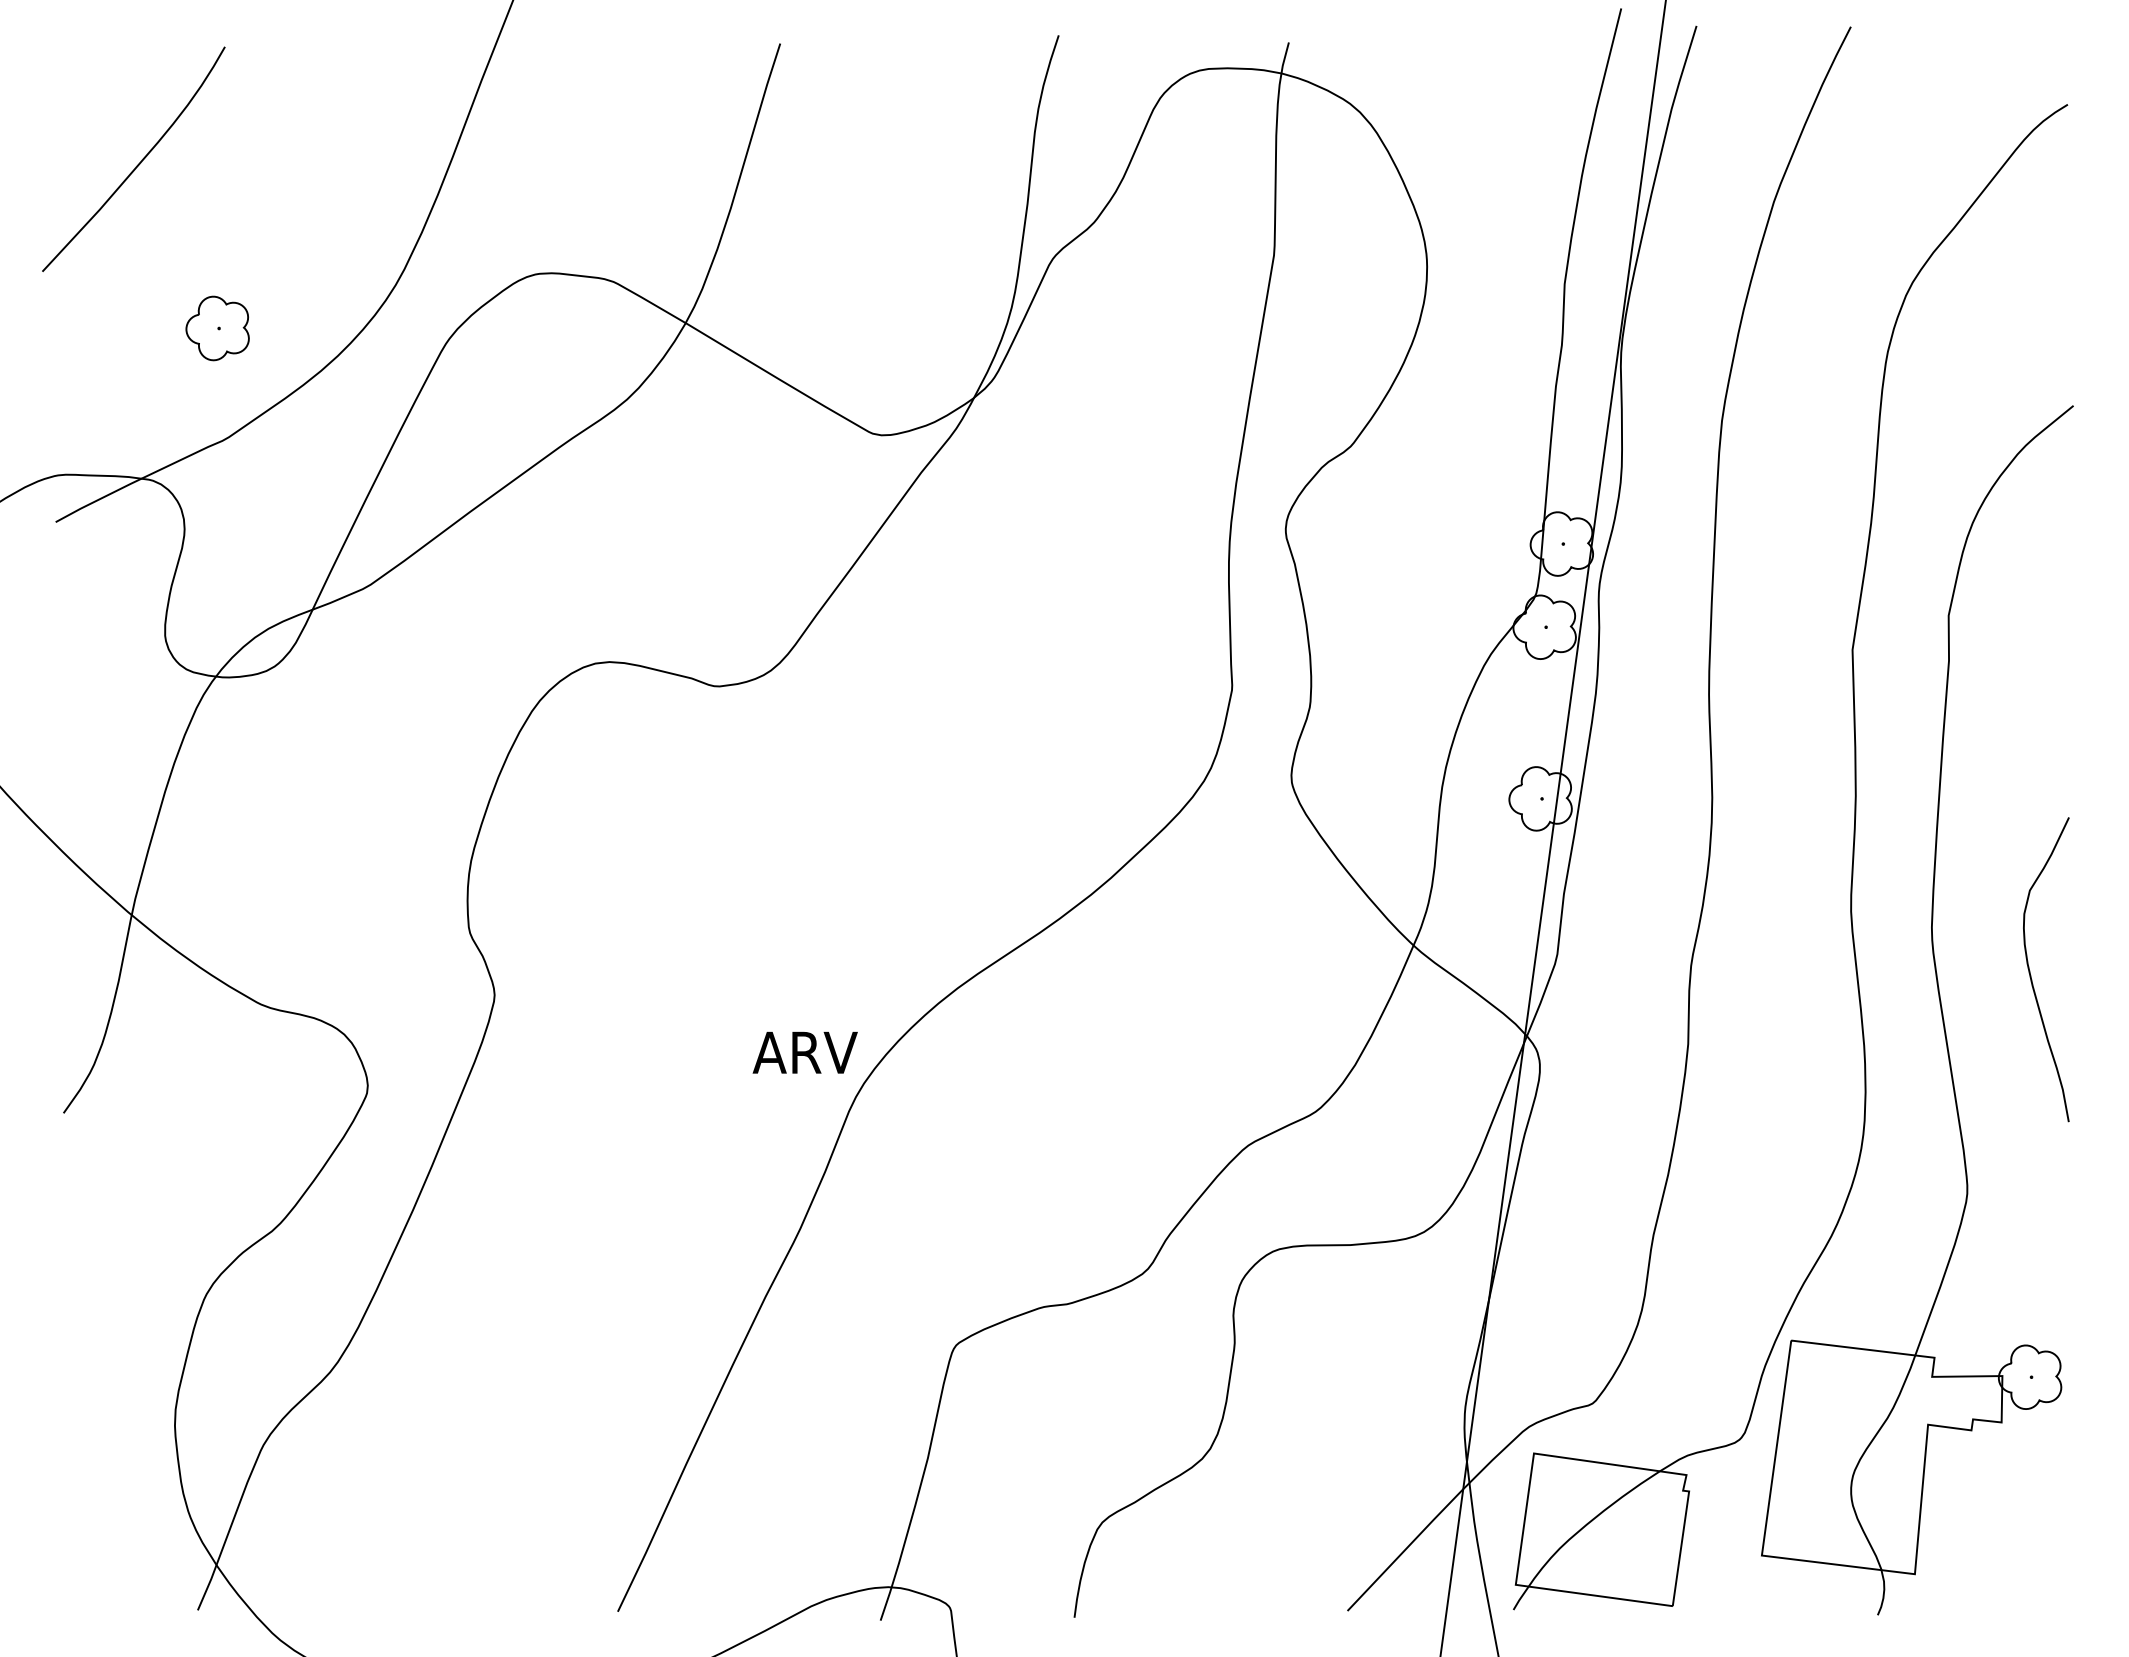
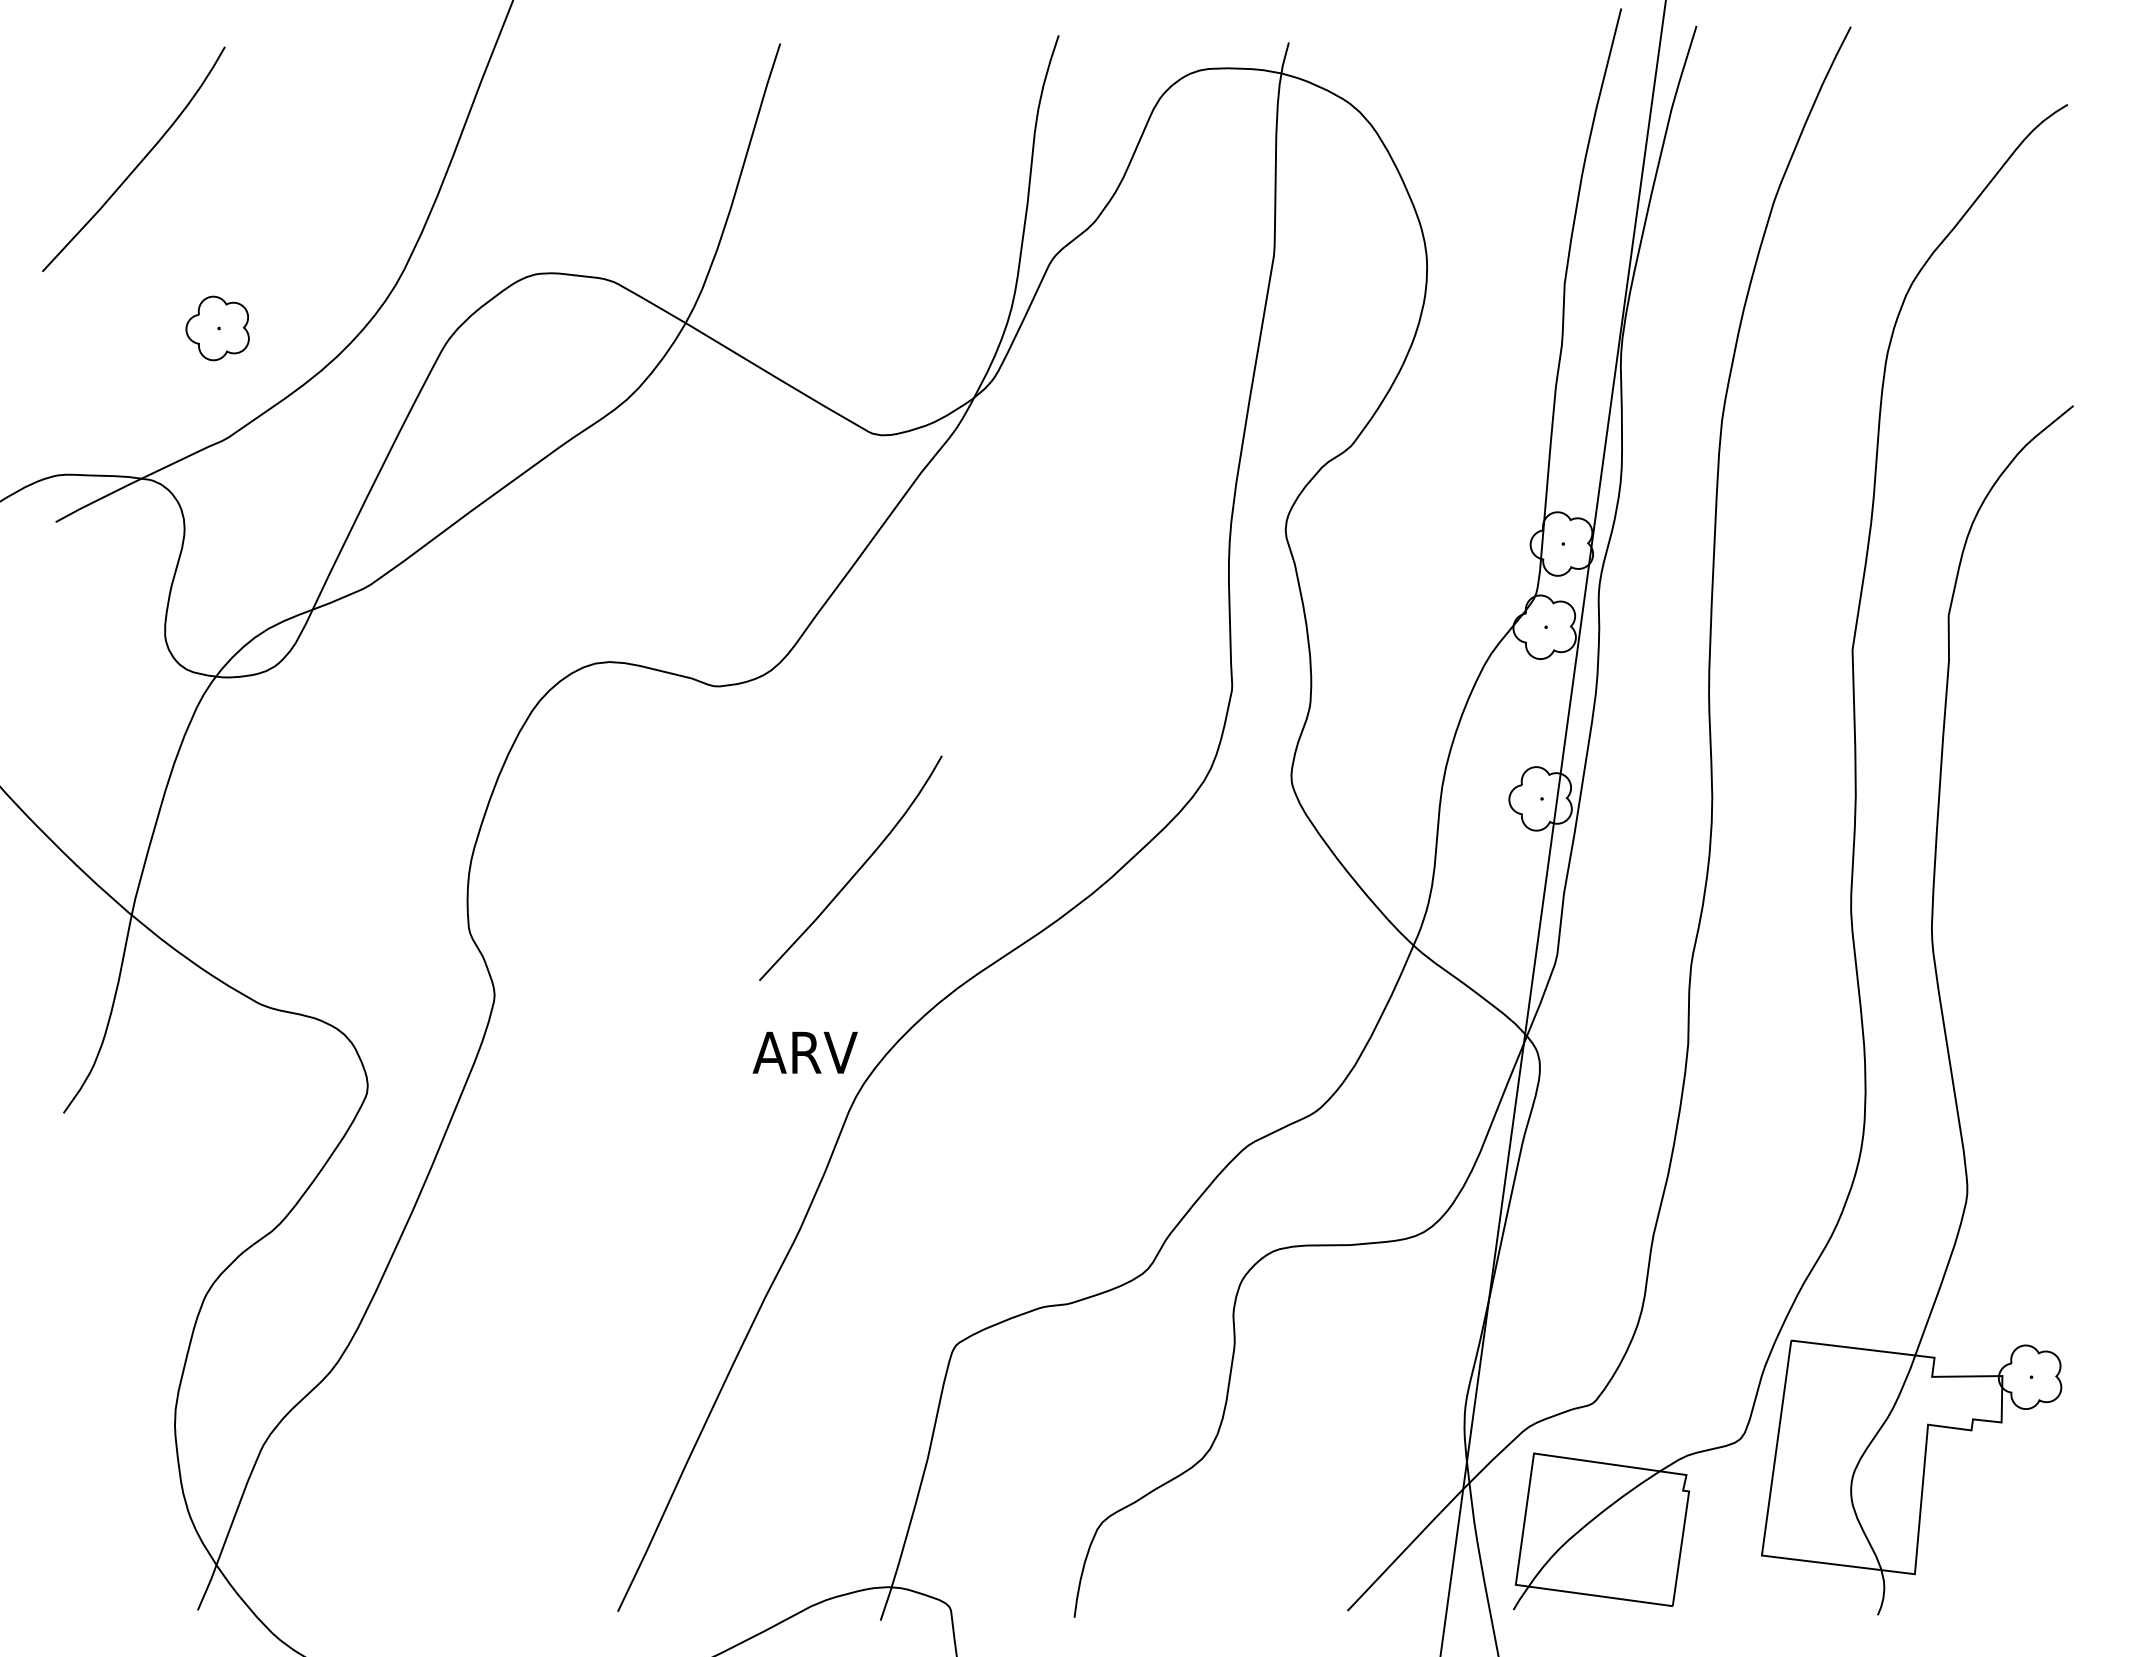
curve: none -> present (855, 872)
curve: present -> none (2030, 970)
